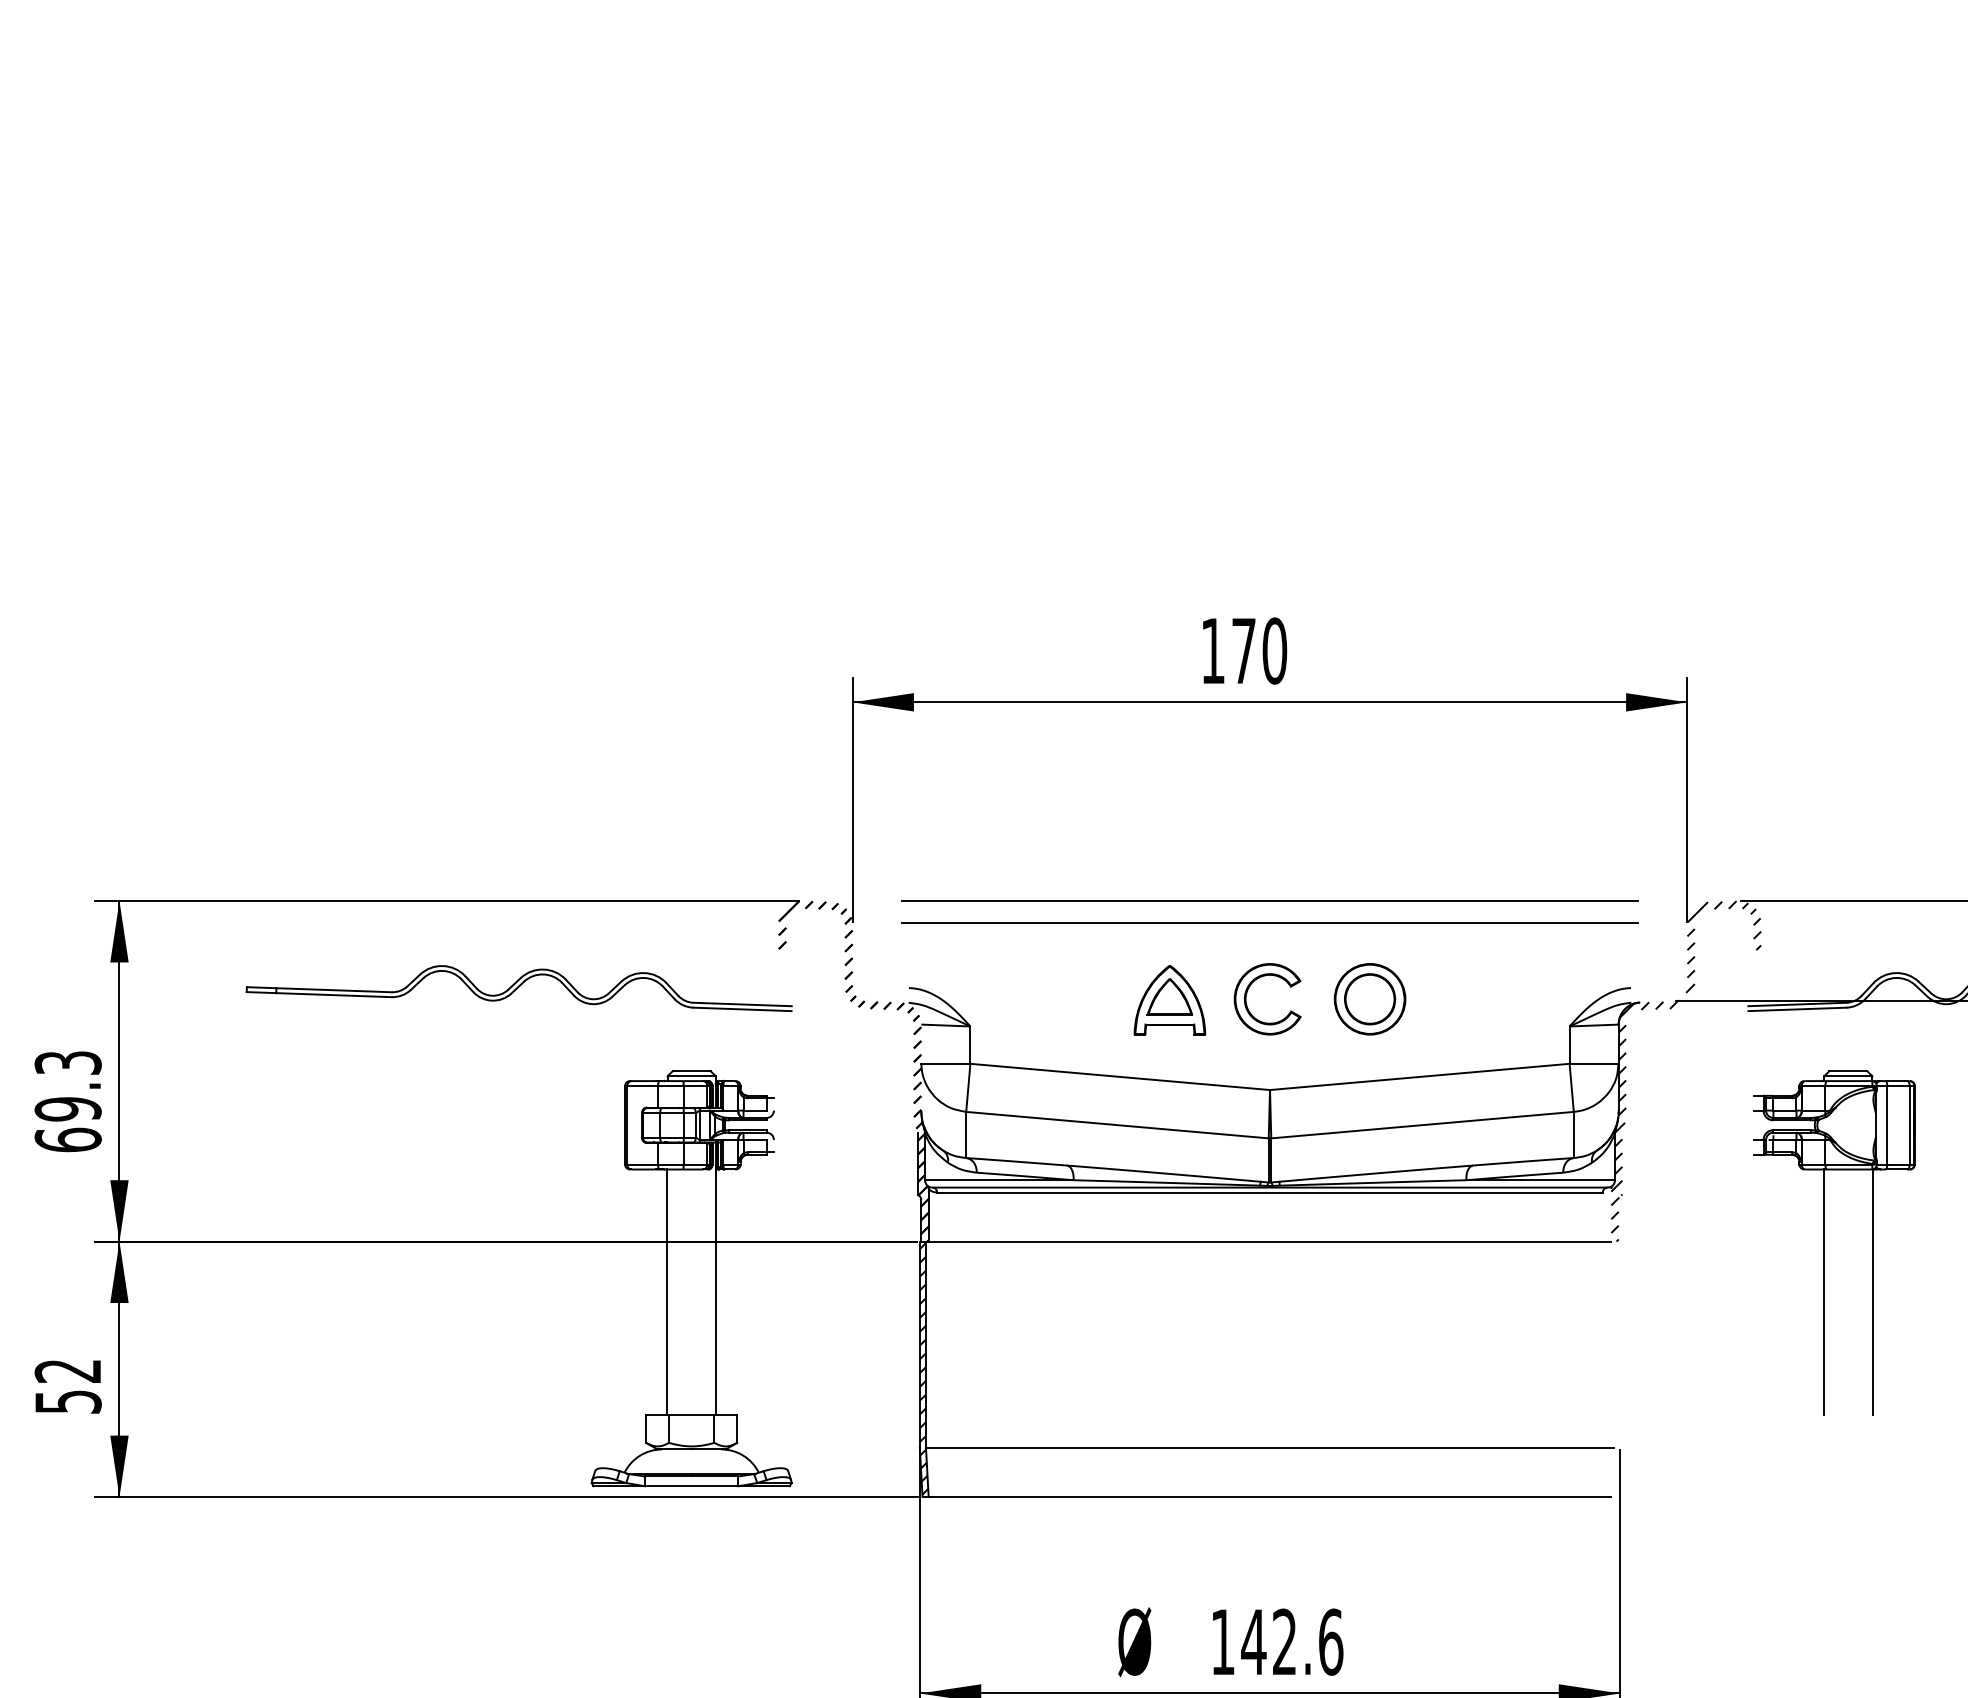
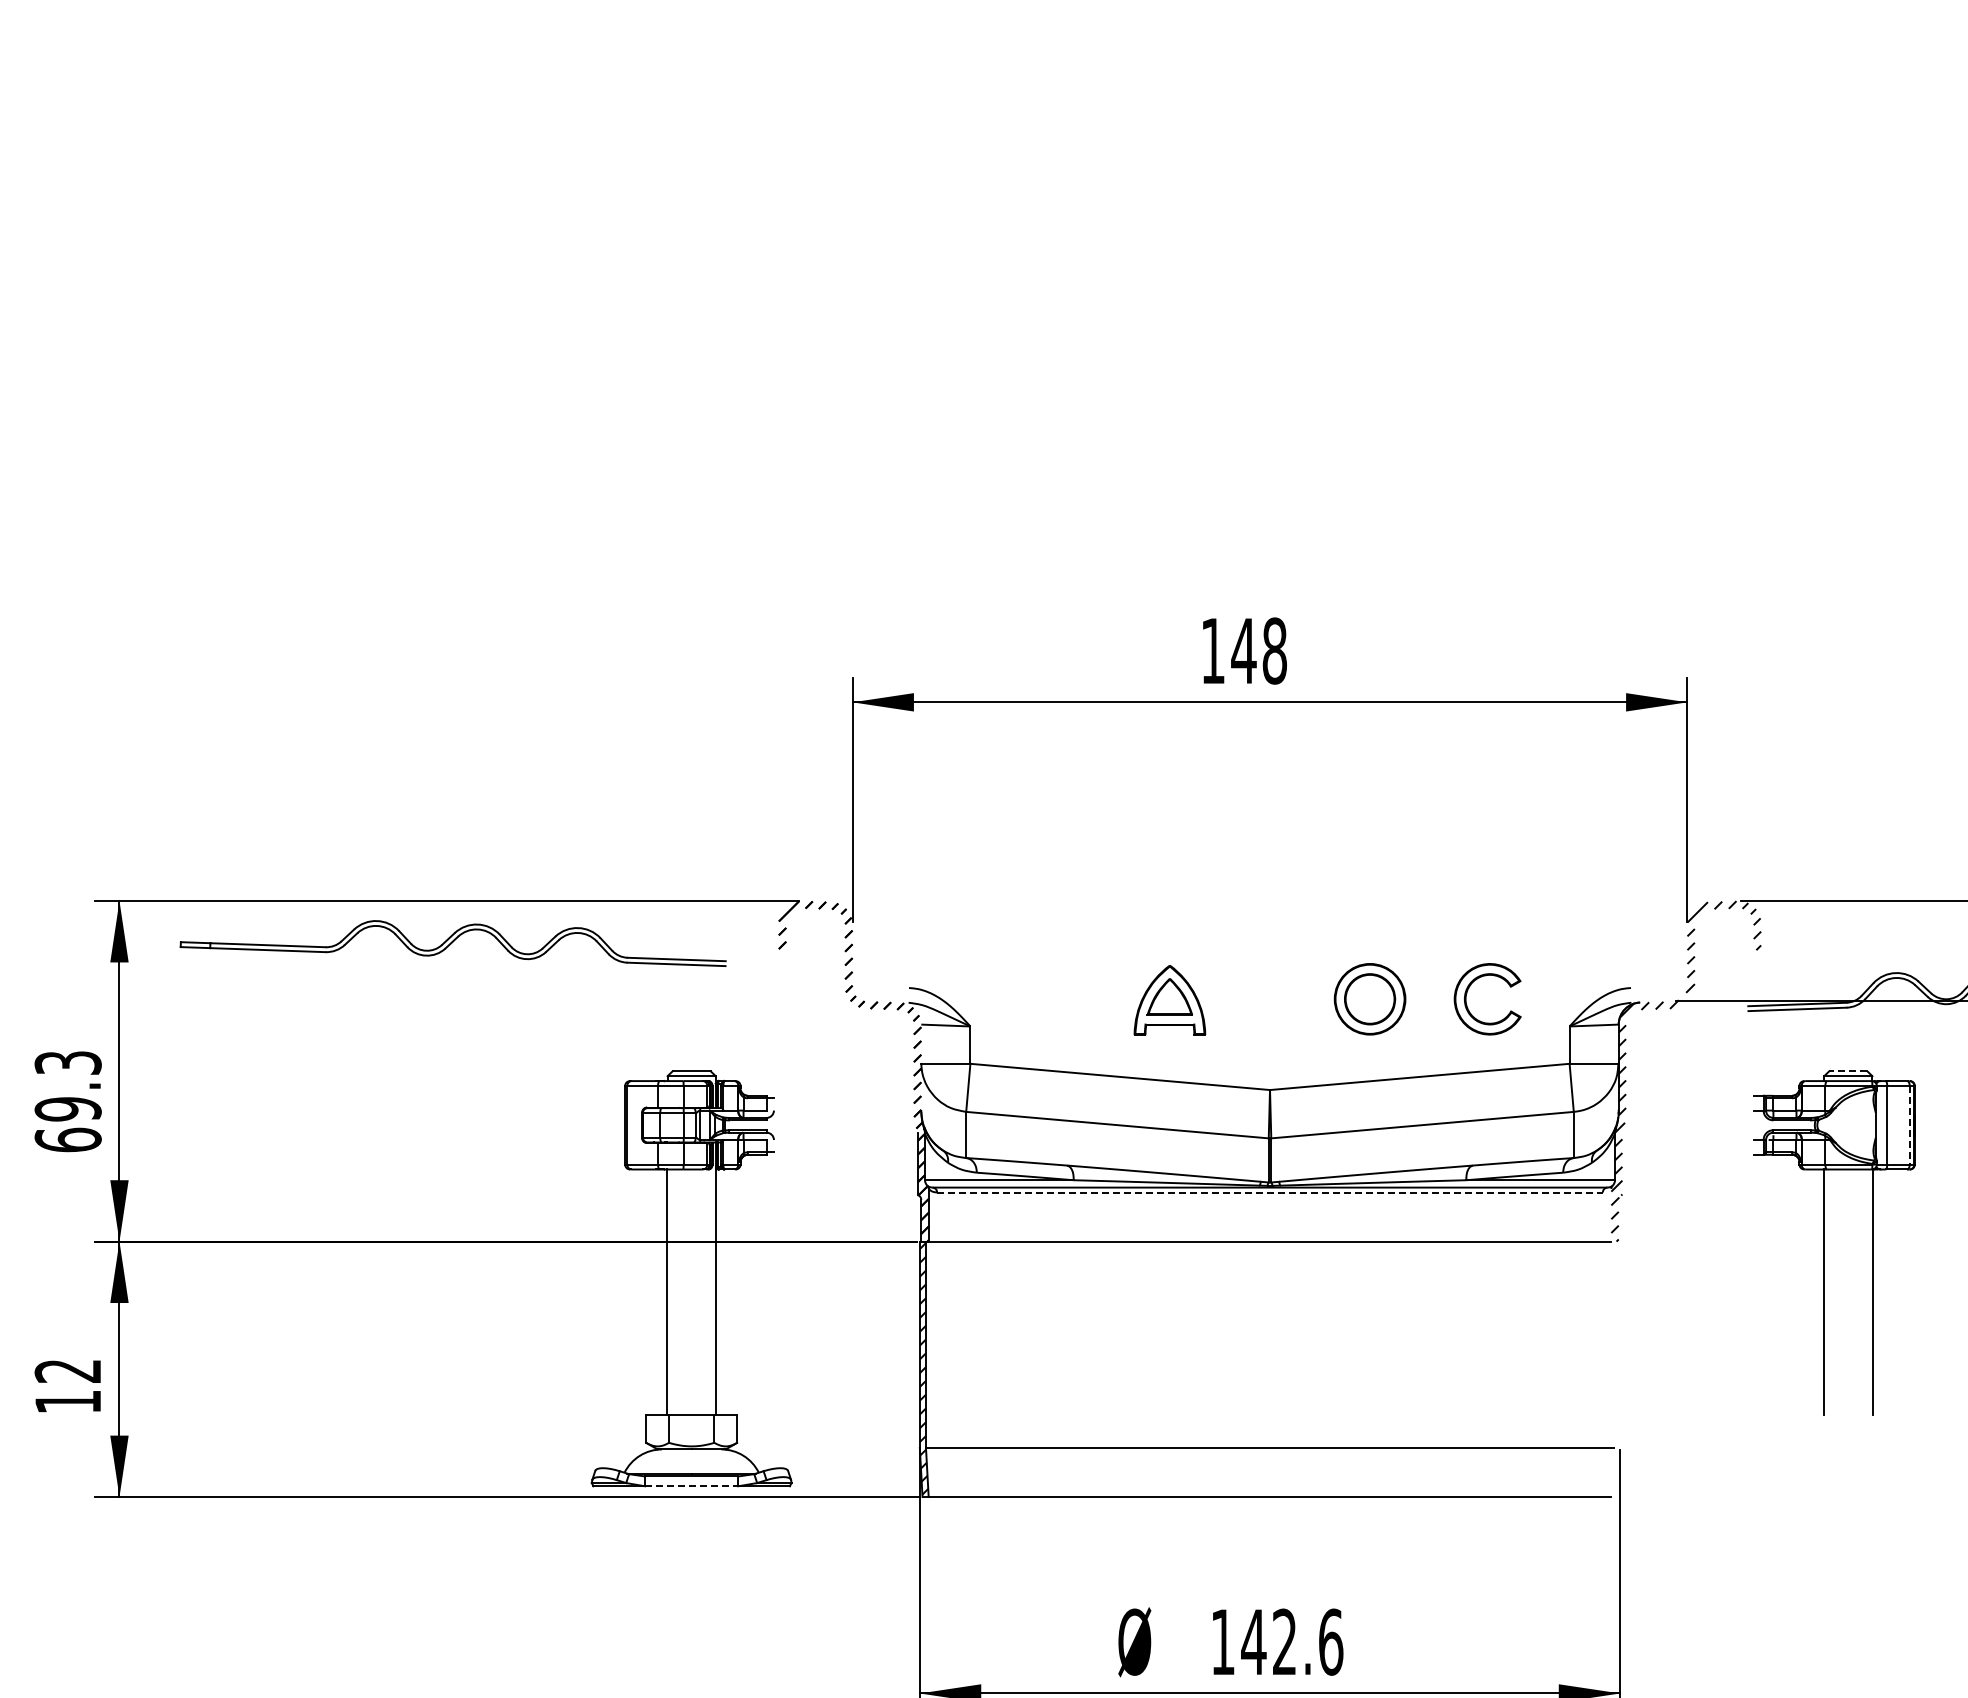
text: 170 -> 148 (1259, 650)
line: present -> none (1269, 901)
line: present -> none (1269, 923)
part position: (518, 988) -> (452, 943) (452, 943)
part position: (1247, 1004) -> (1467, 1004) (1467, 1004)
line: solid -> dashed (1847, 1071)
line: solid -> dashed (1909, 1125)
line: solid -> dashed (1270, 1192)
text: 52 -> 12 (68, 1401)
line: solid -> dashed (691, 1486)
